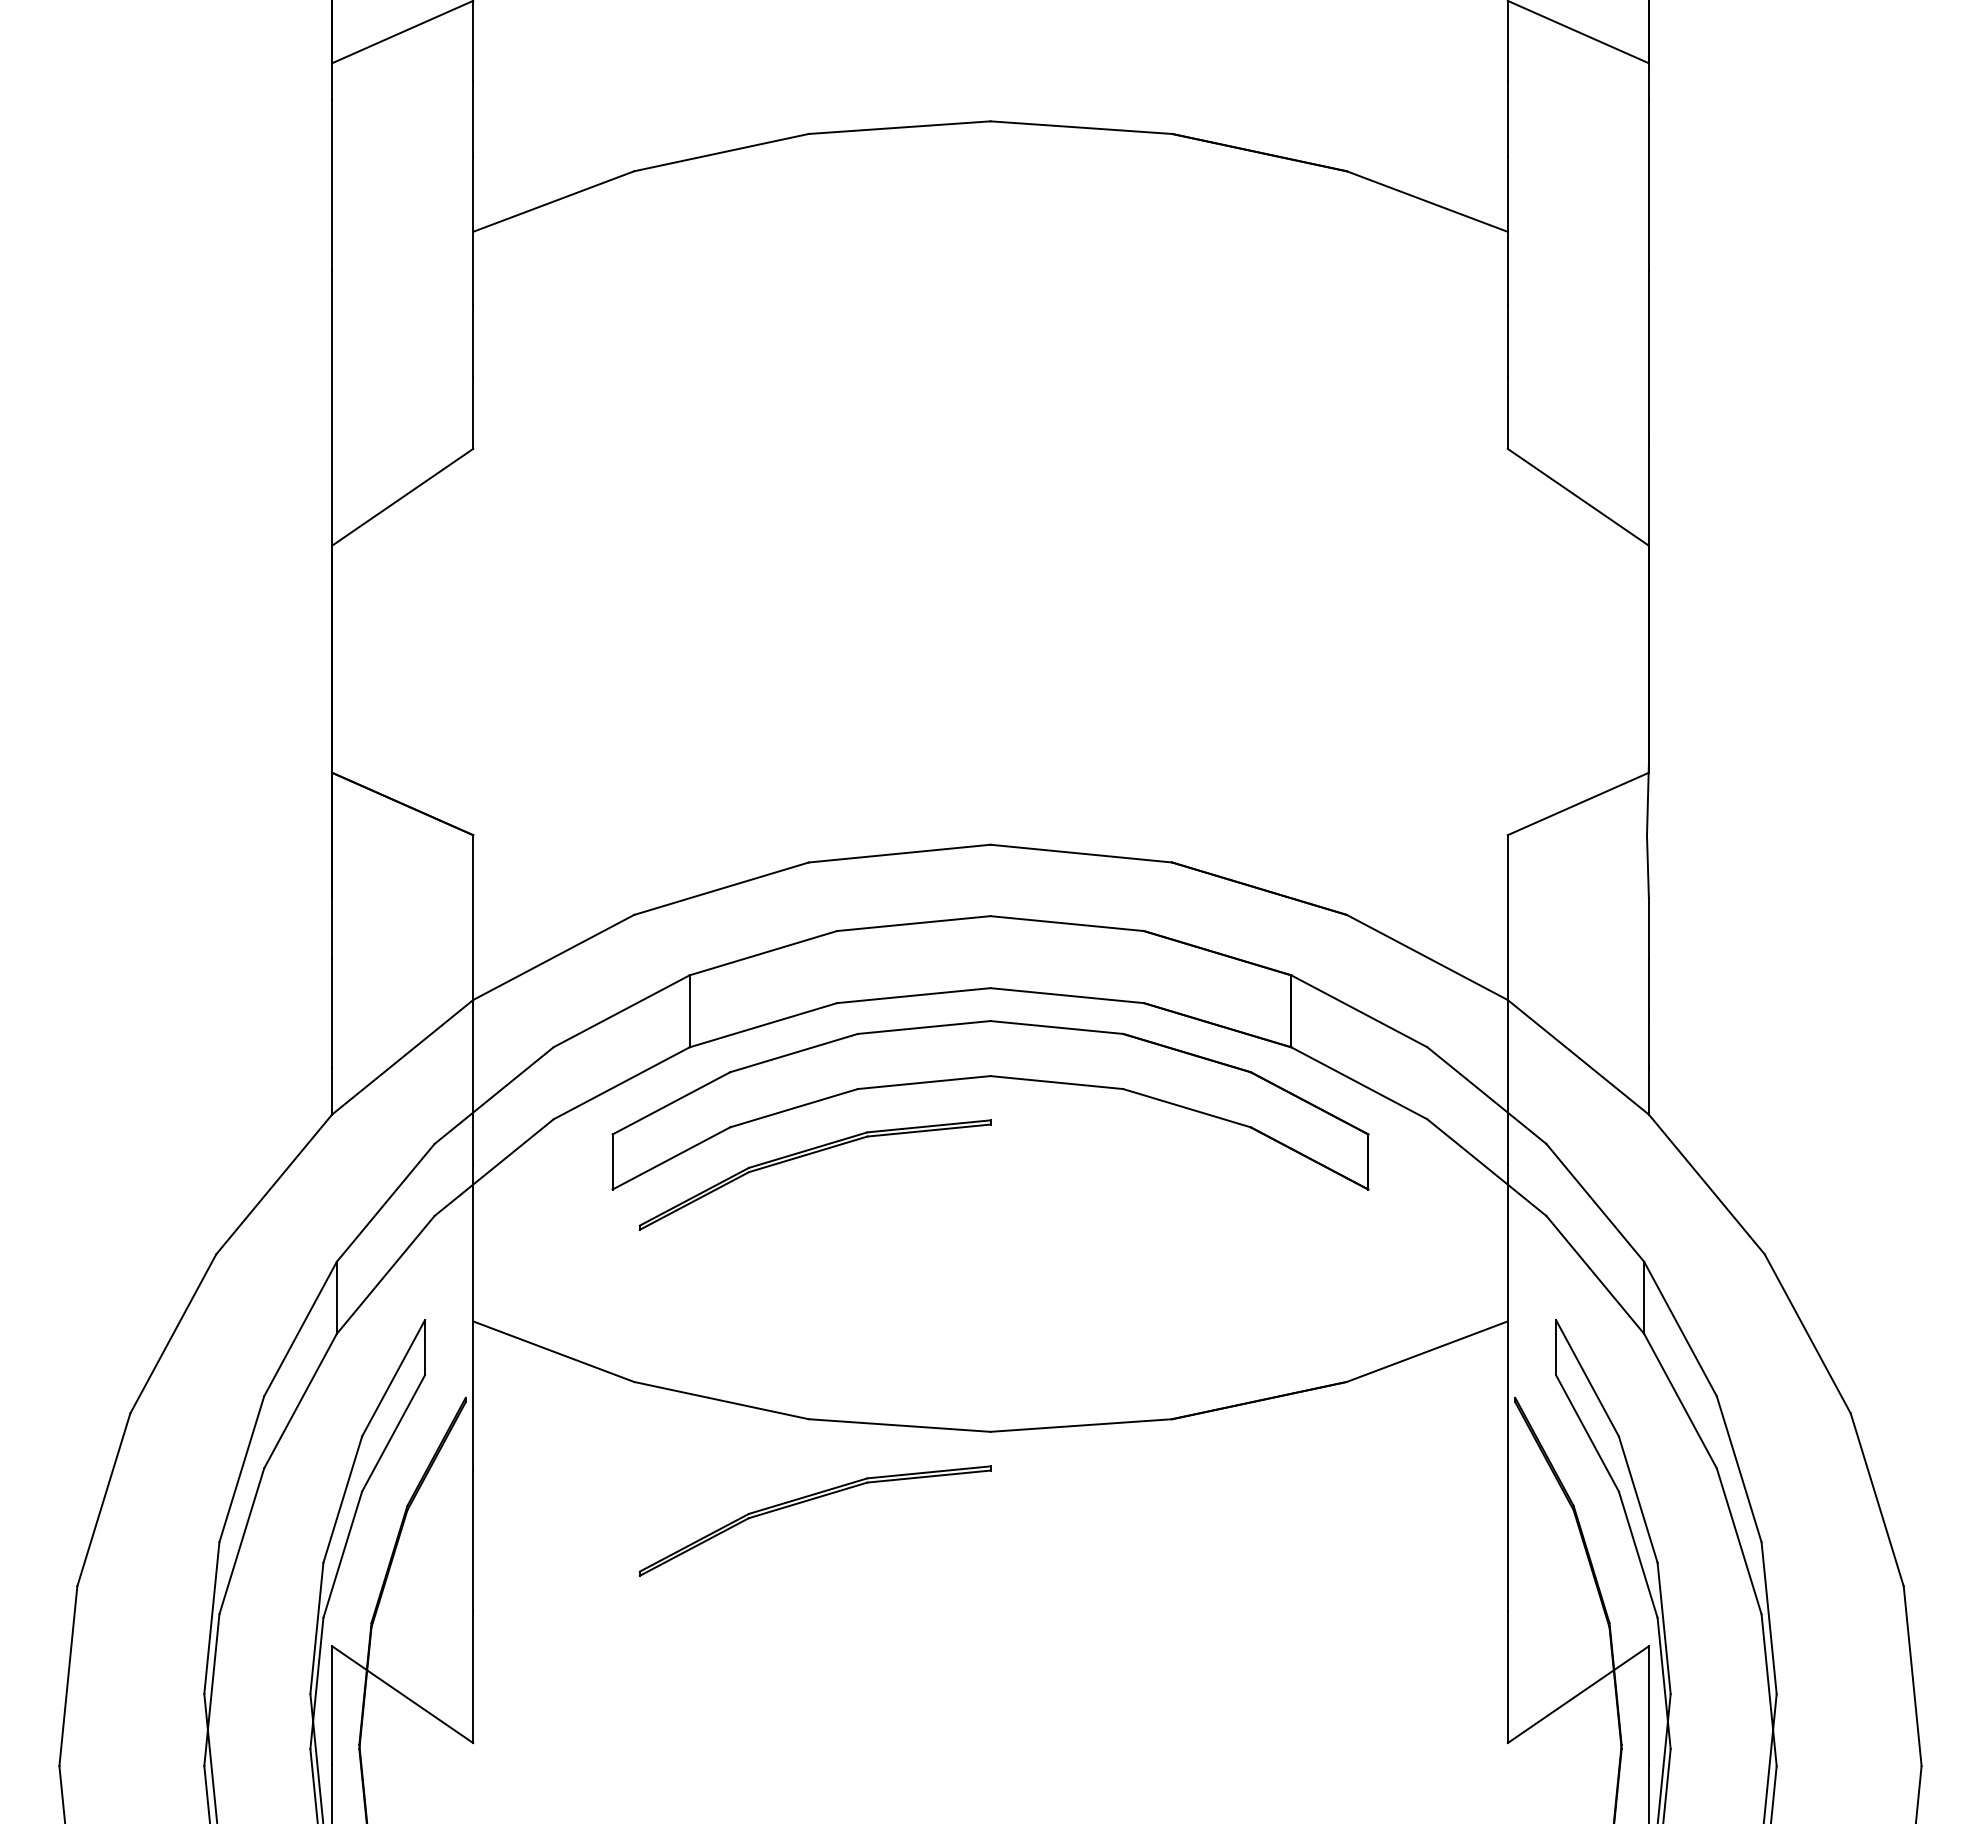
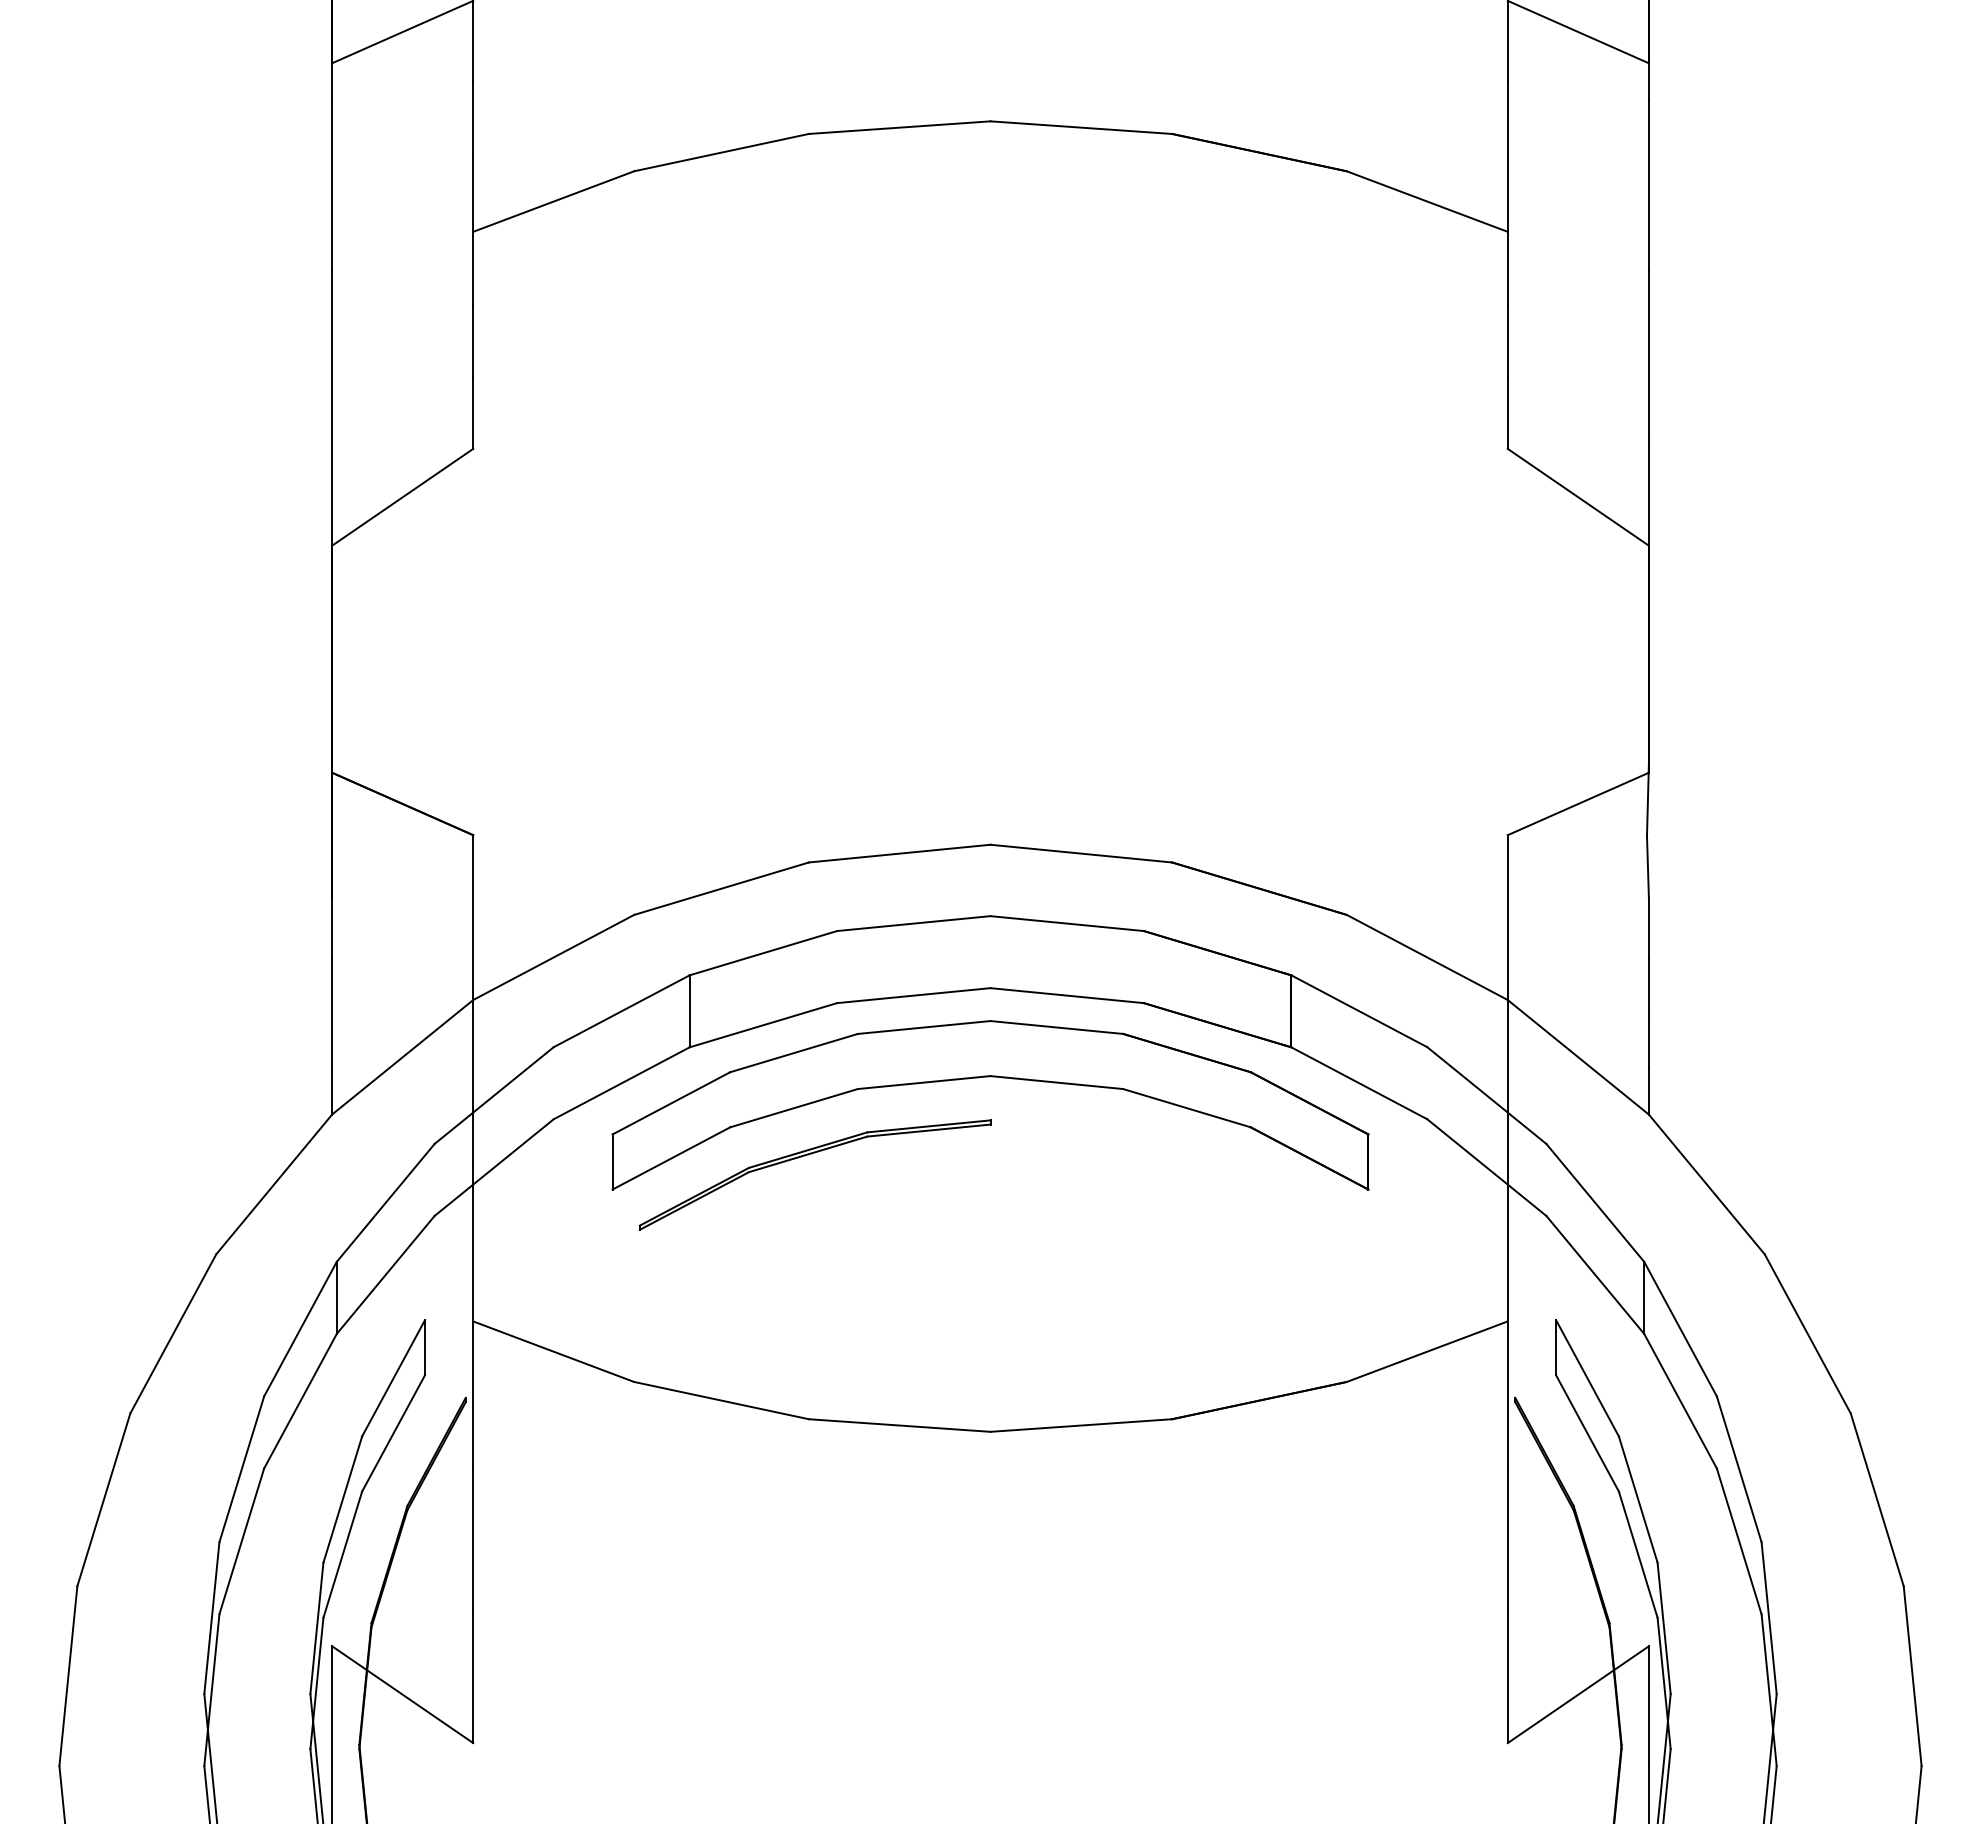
part: present -> none (808, 1501)
